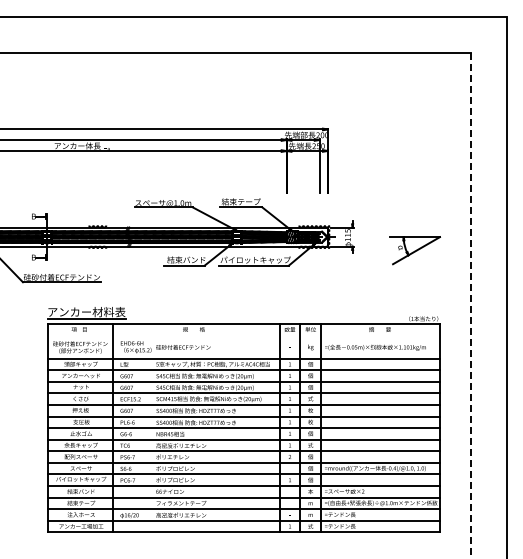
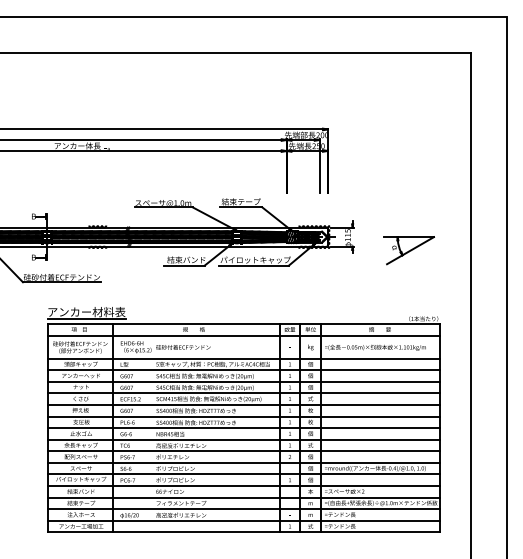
part position: (414, 250) -> (408, 250) (408, 250)
line: dashed -> solid (471, 306)
line: none -> present (243, 335)
